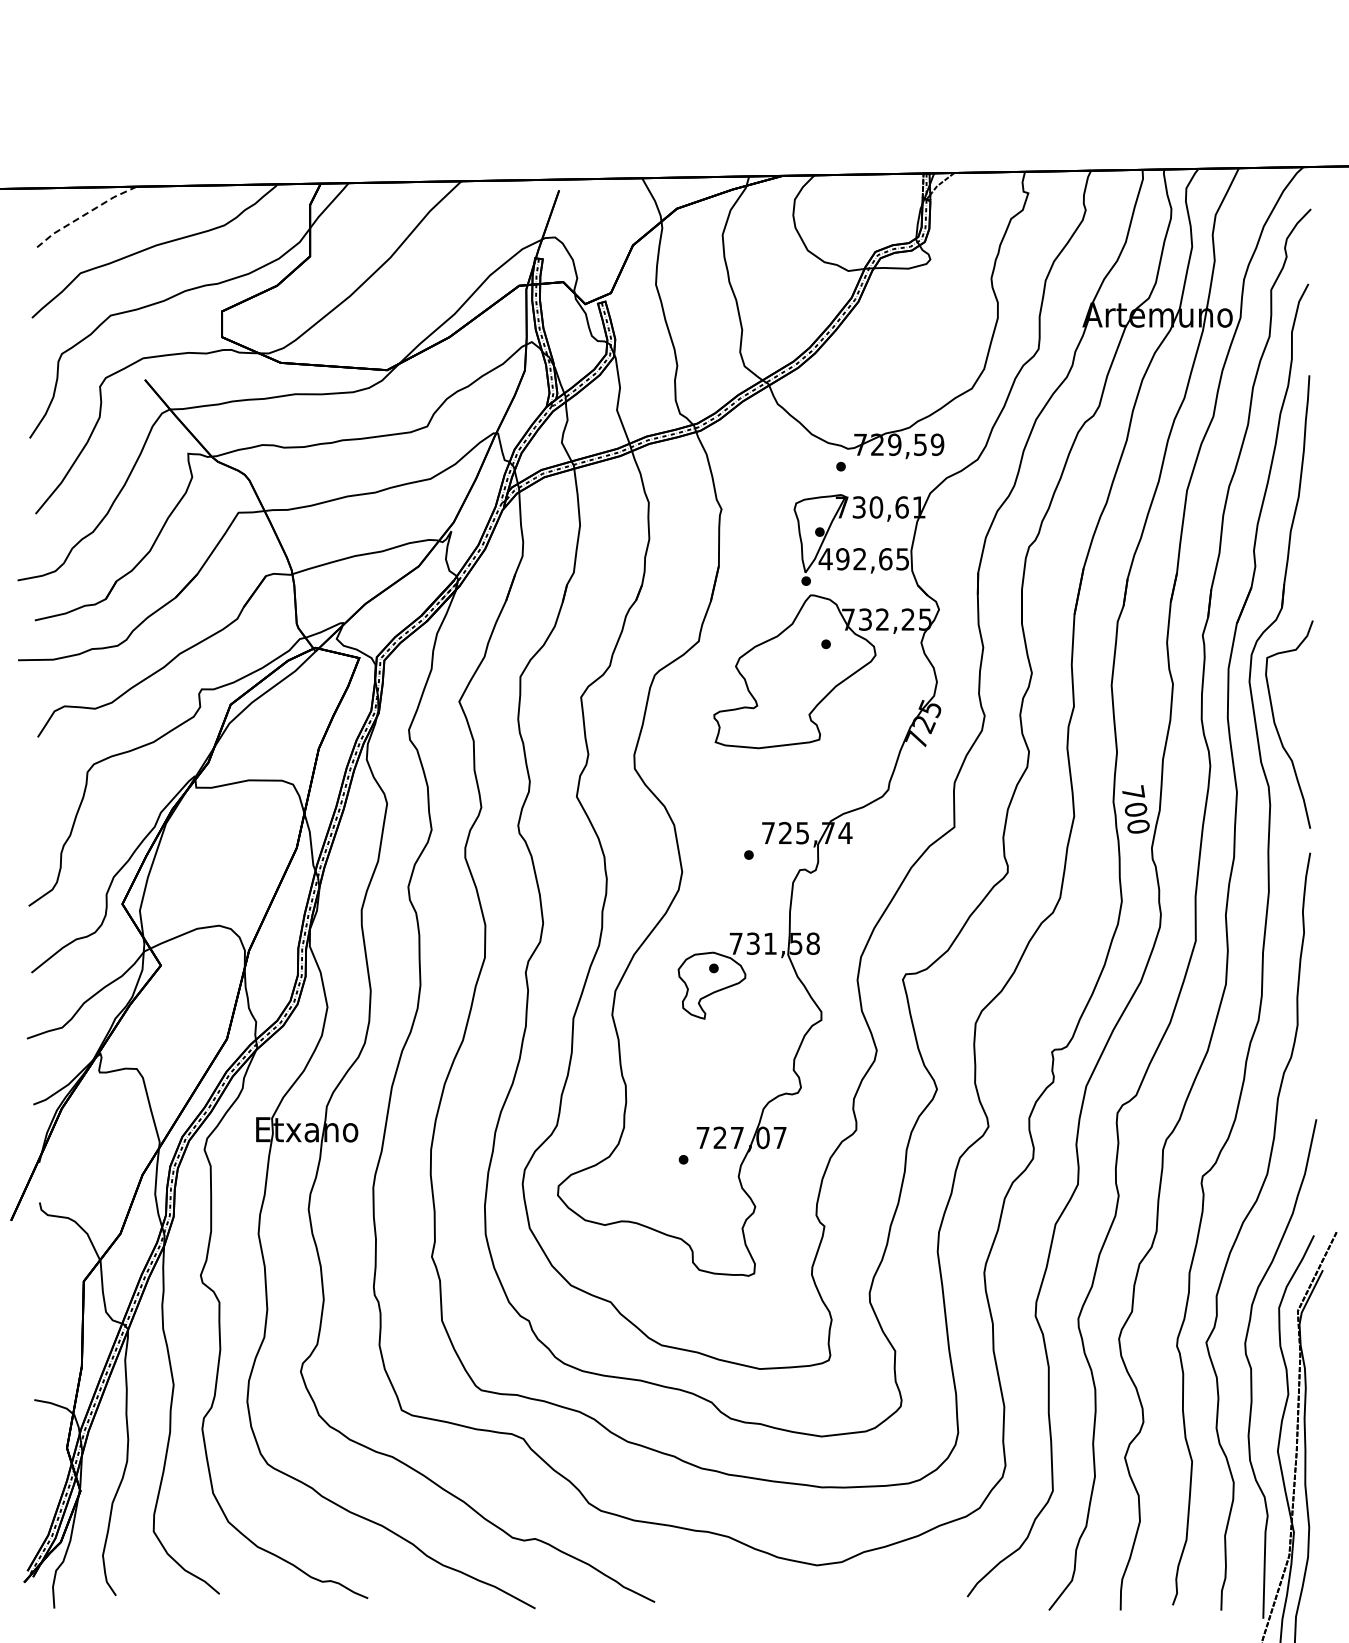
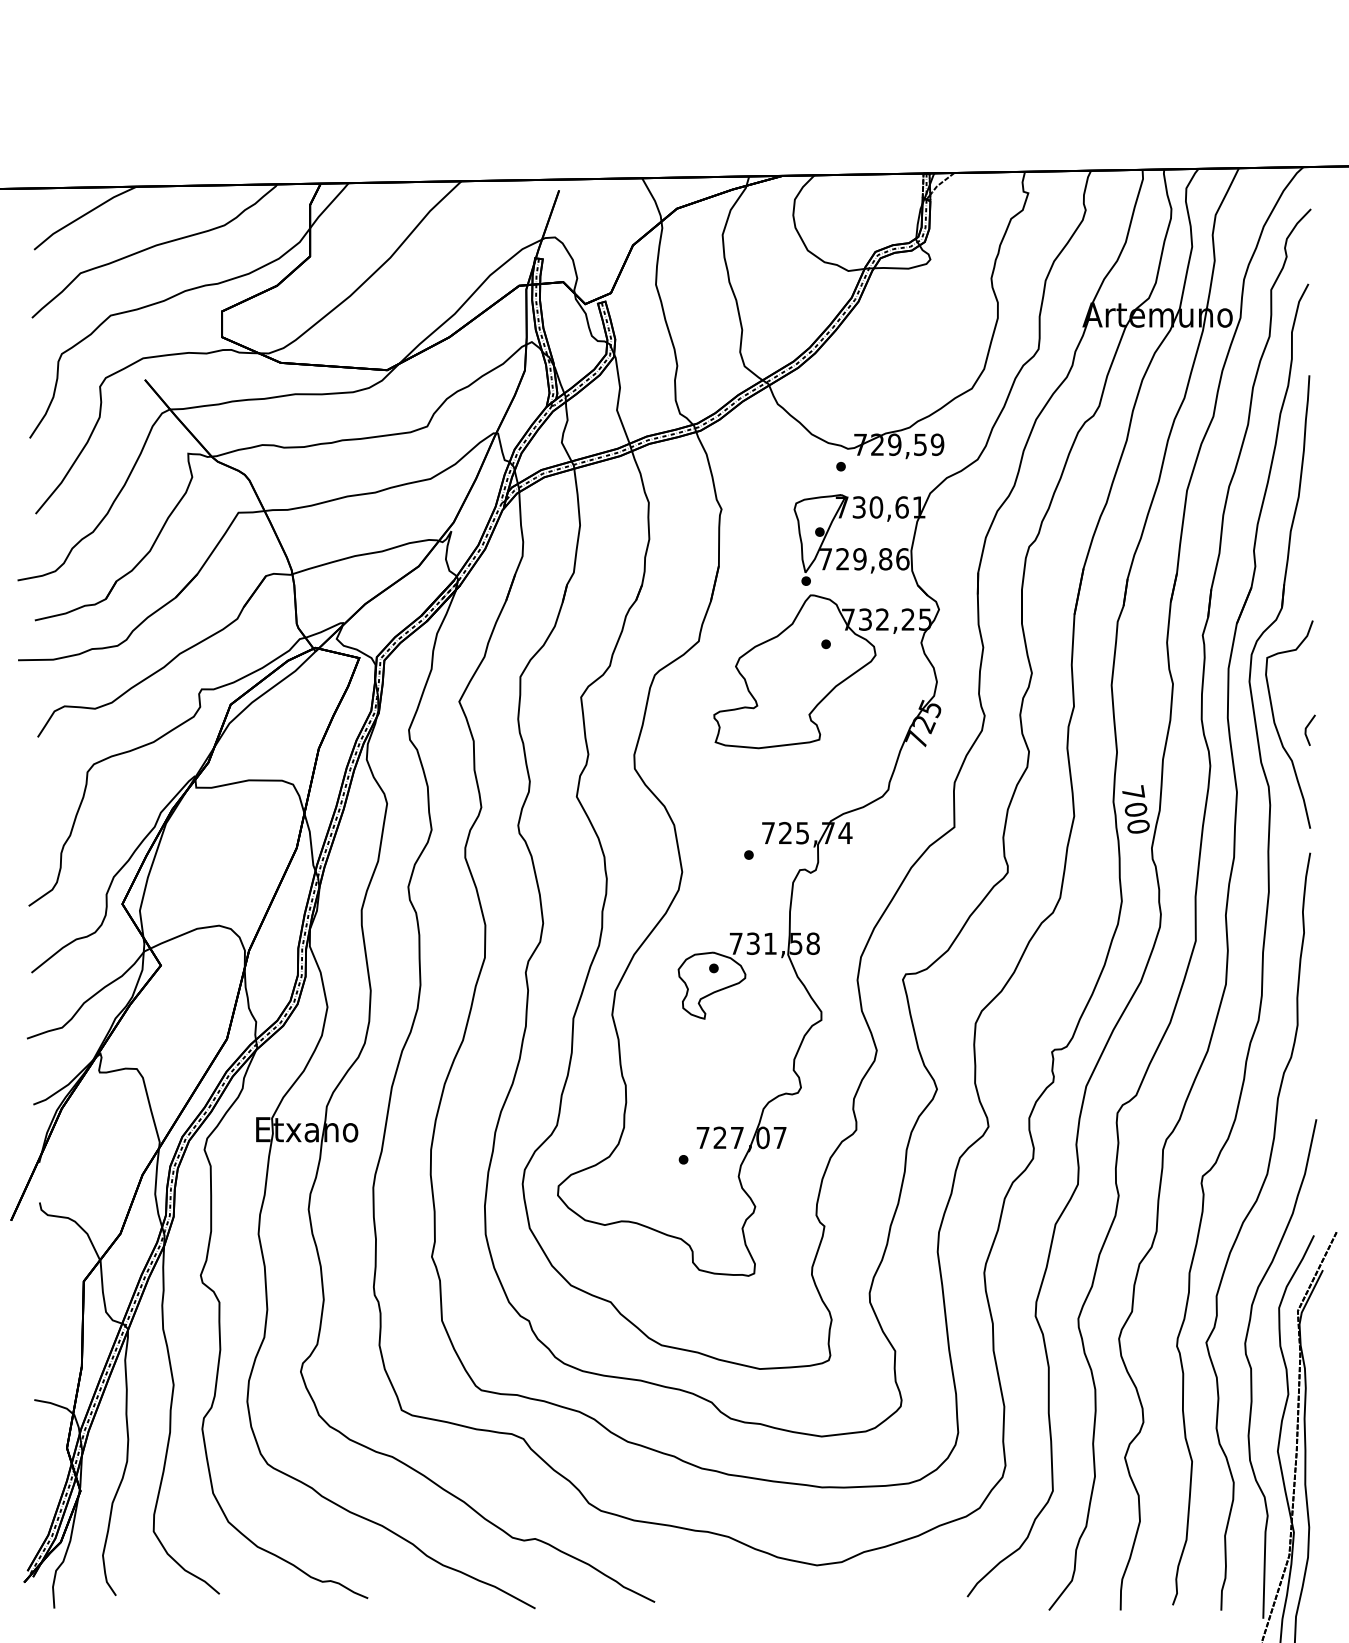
line: dashed -> solid (83, 215)
text: 492,65 -> 729,86 (863, 559)
line: none -> present (1307, 727)
